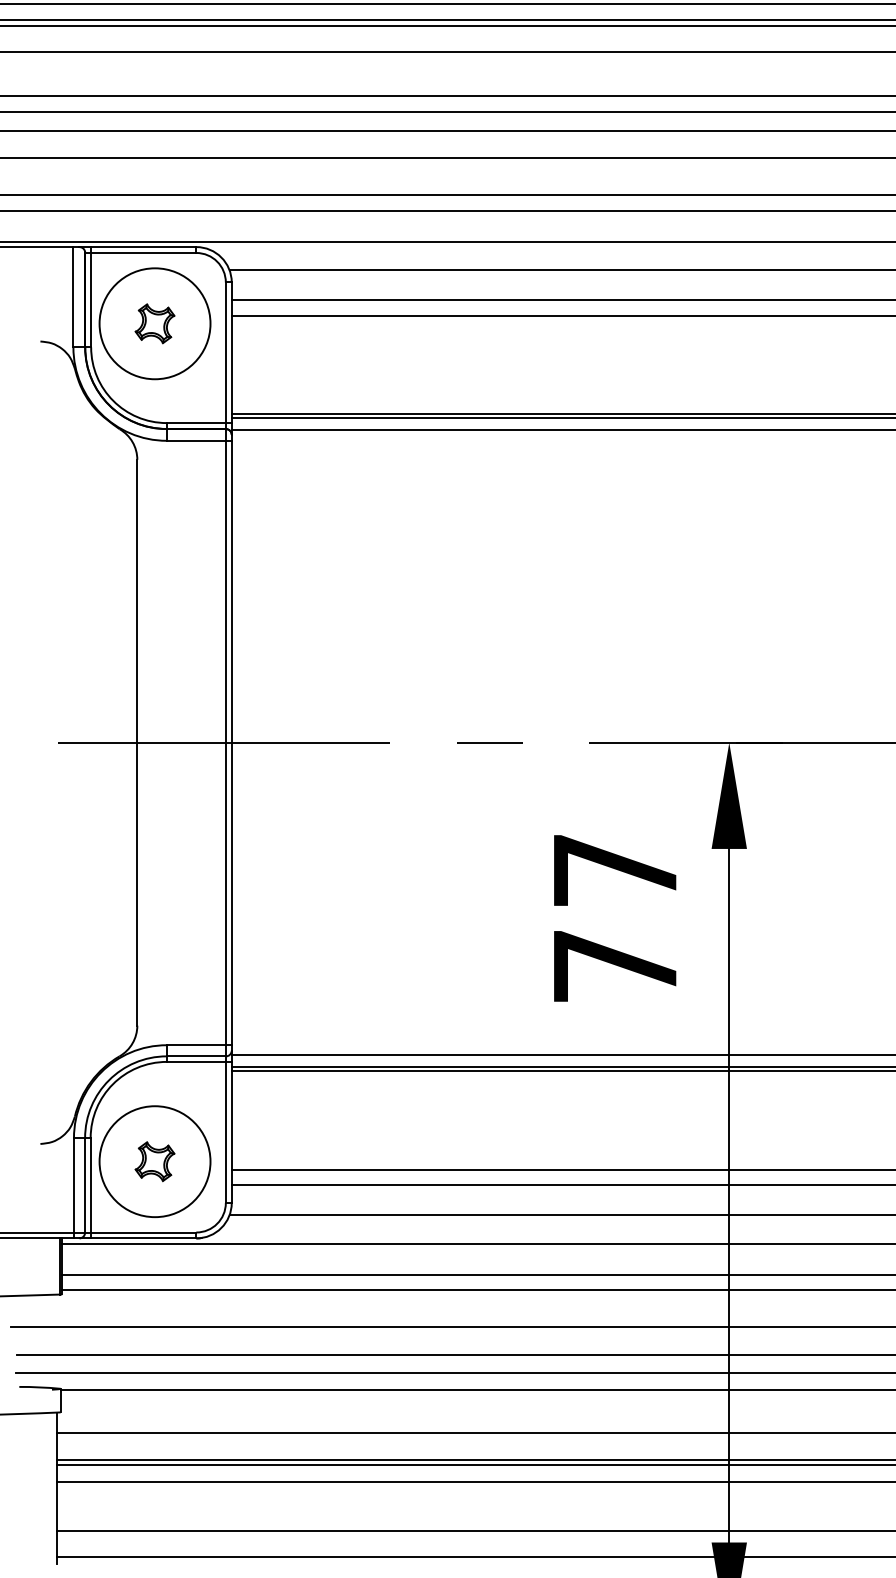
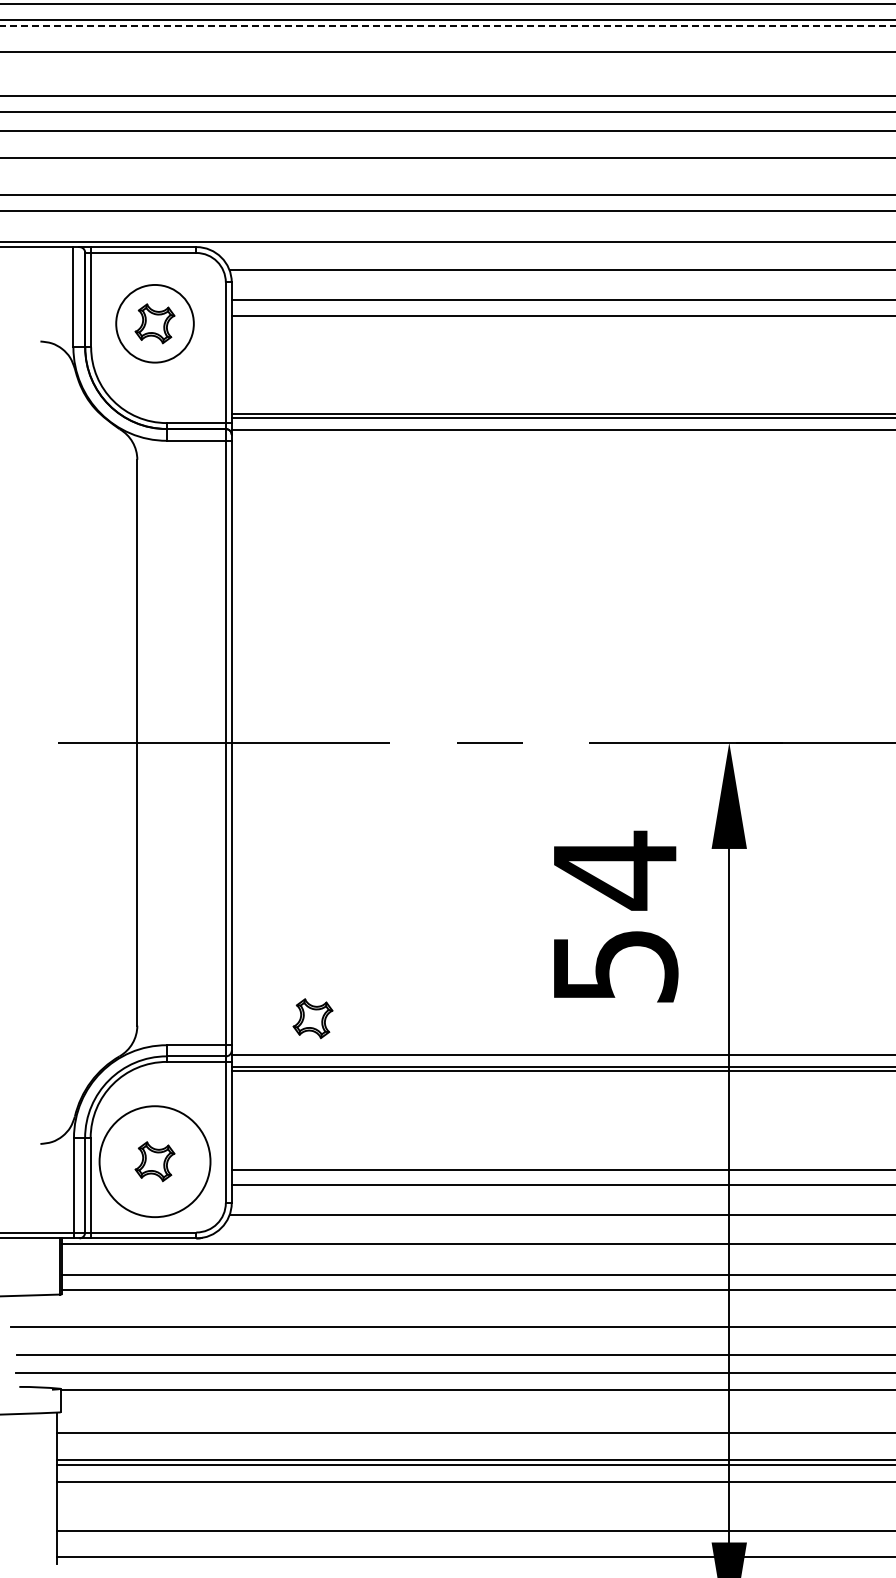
line: solid -> dashed (448, 25)
circle diameter: 111 px -> 78 px (154, 323)
text: 77 -> 54 (616, 916)
part: none -> present (312, 1018)
